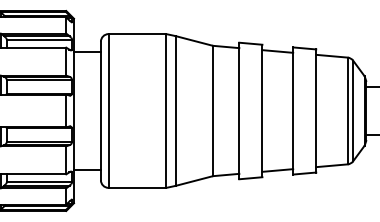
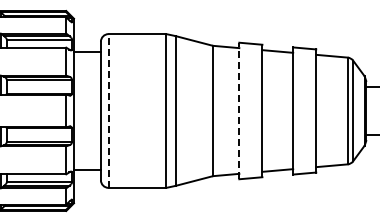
line: solid -> dashed (108, 110)
line: solid -> dashed (239, 110)
